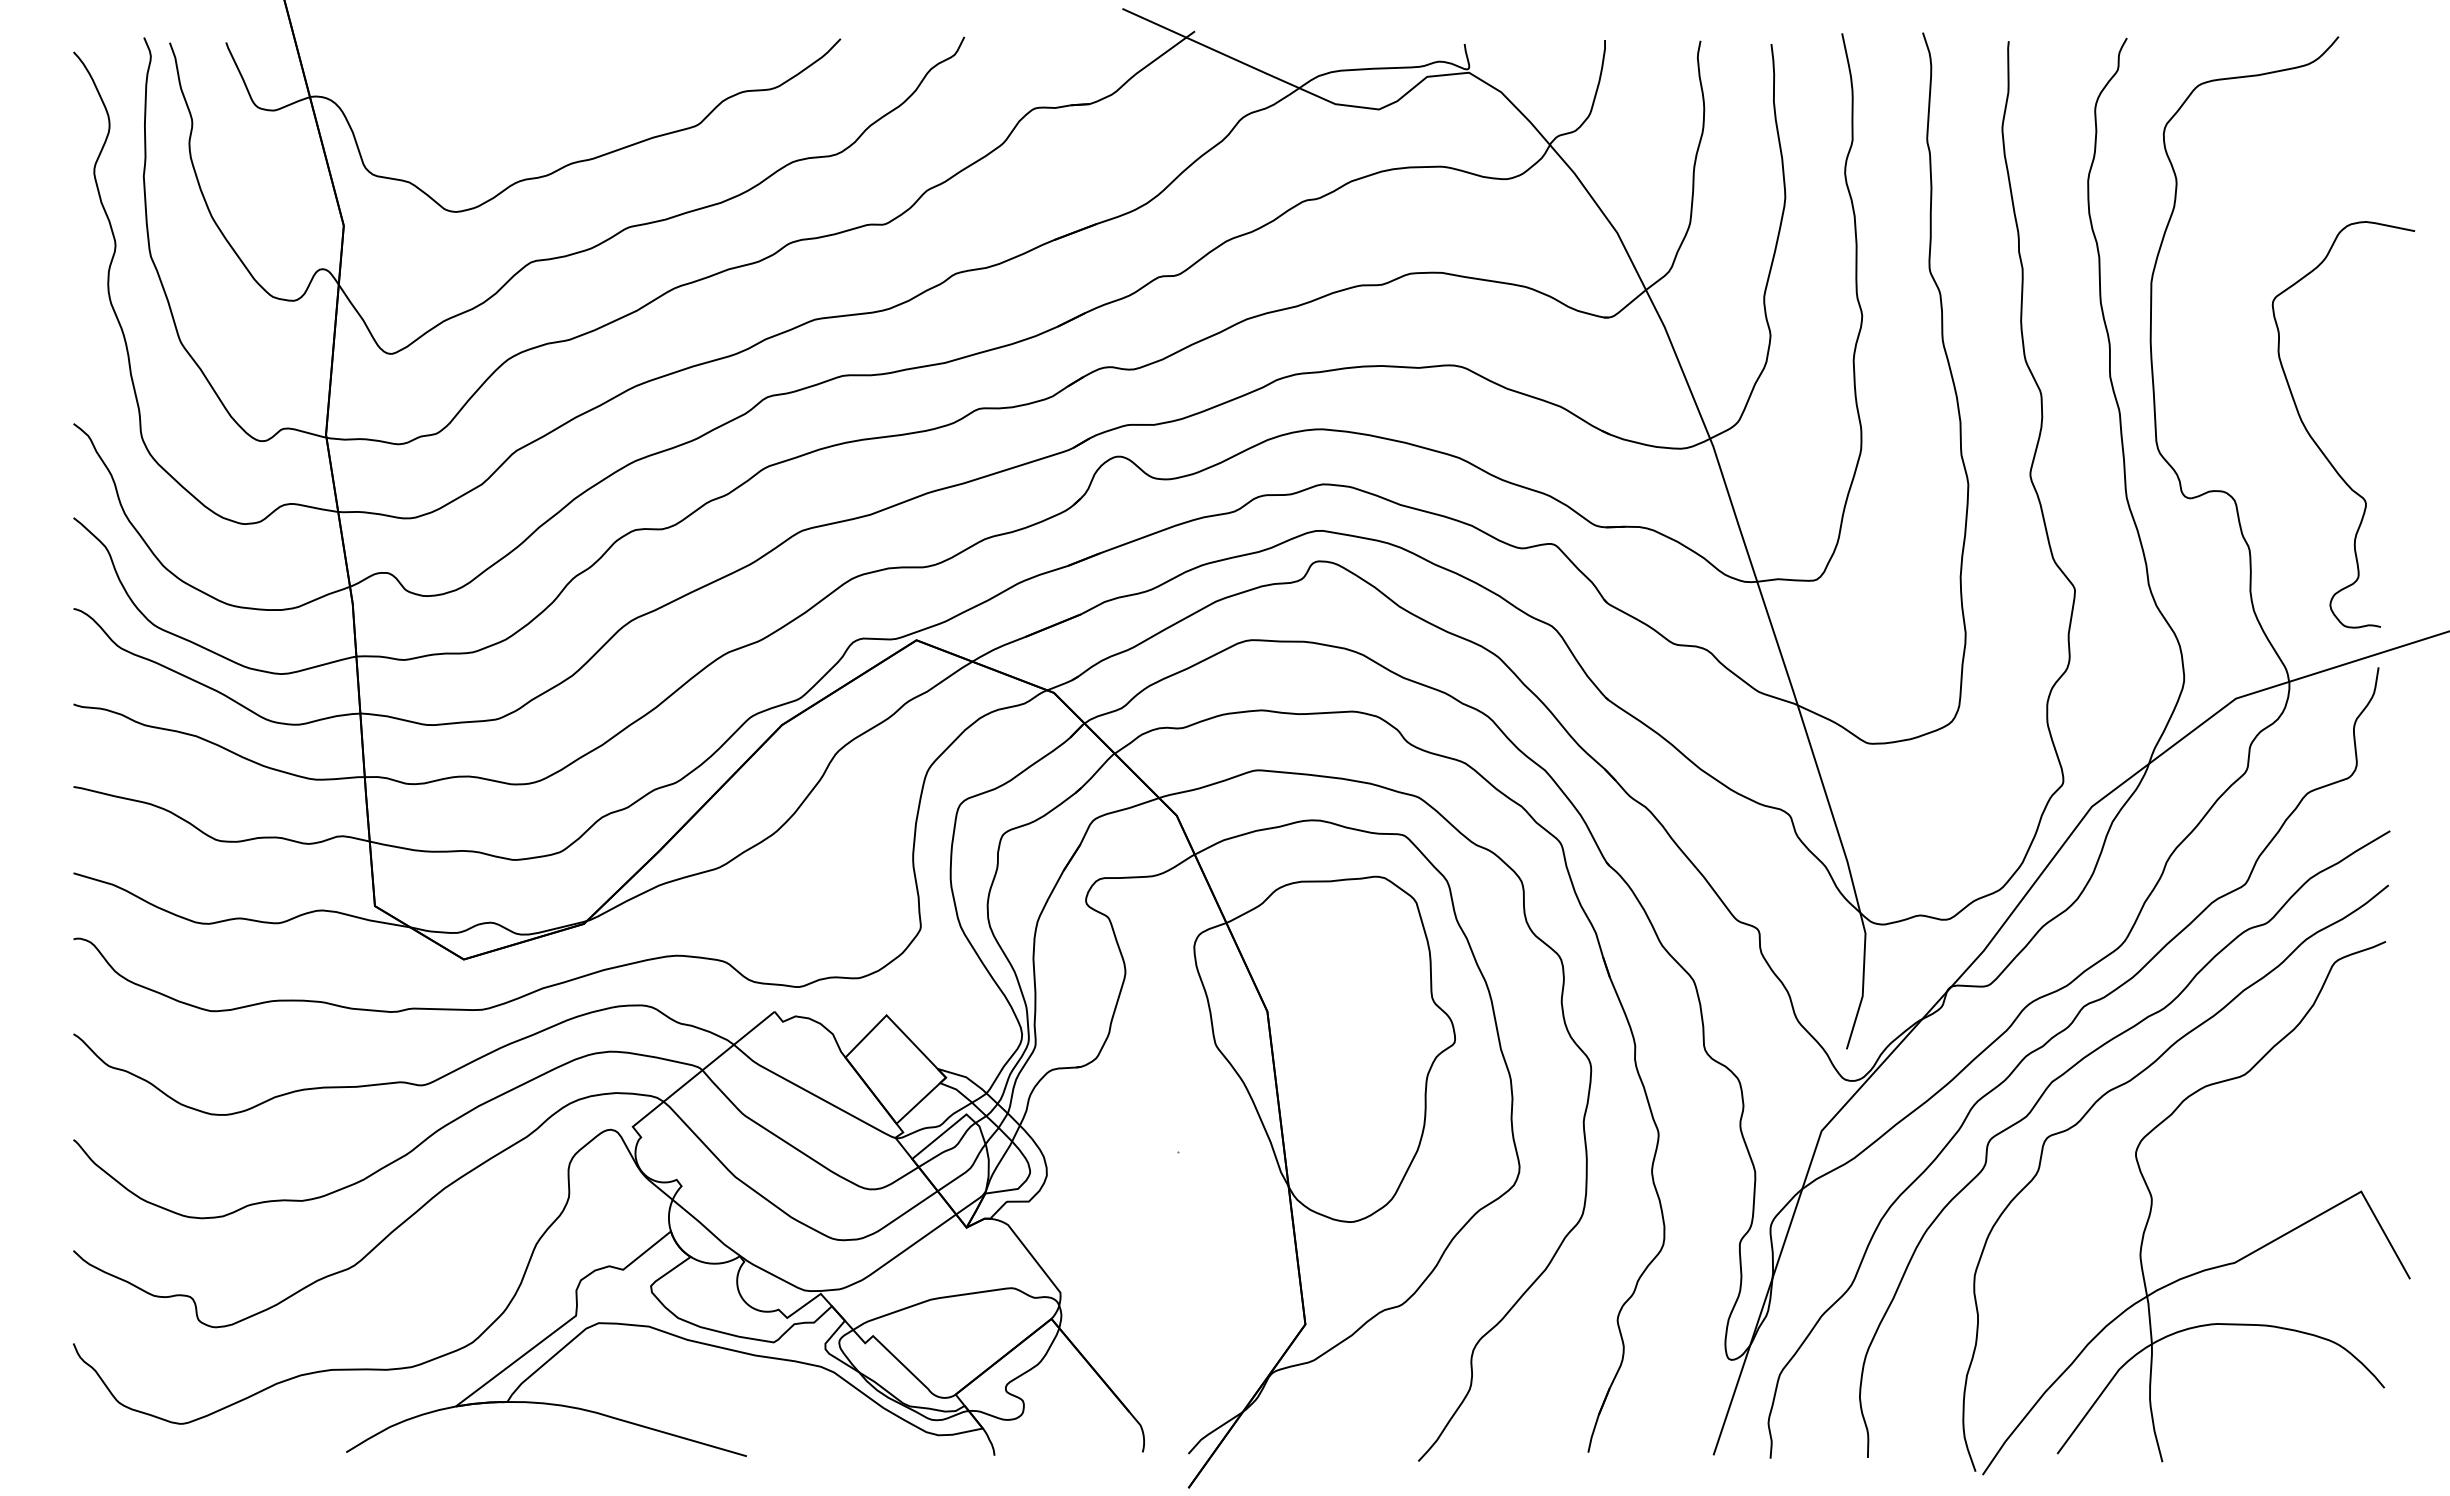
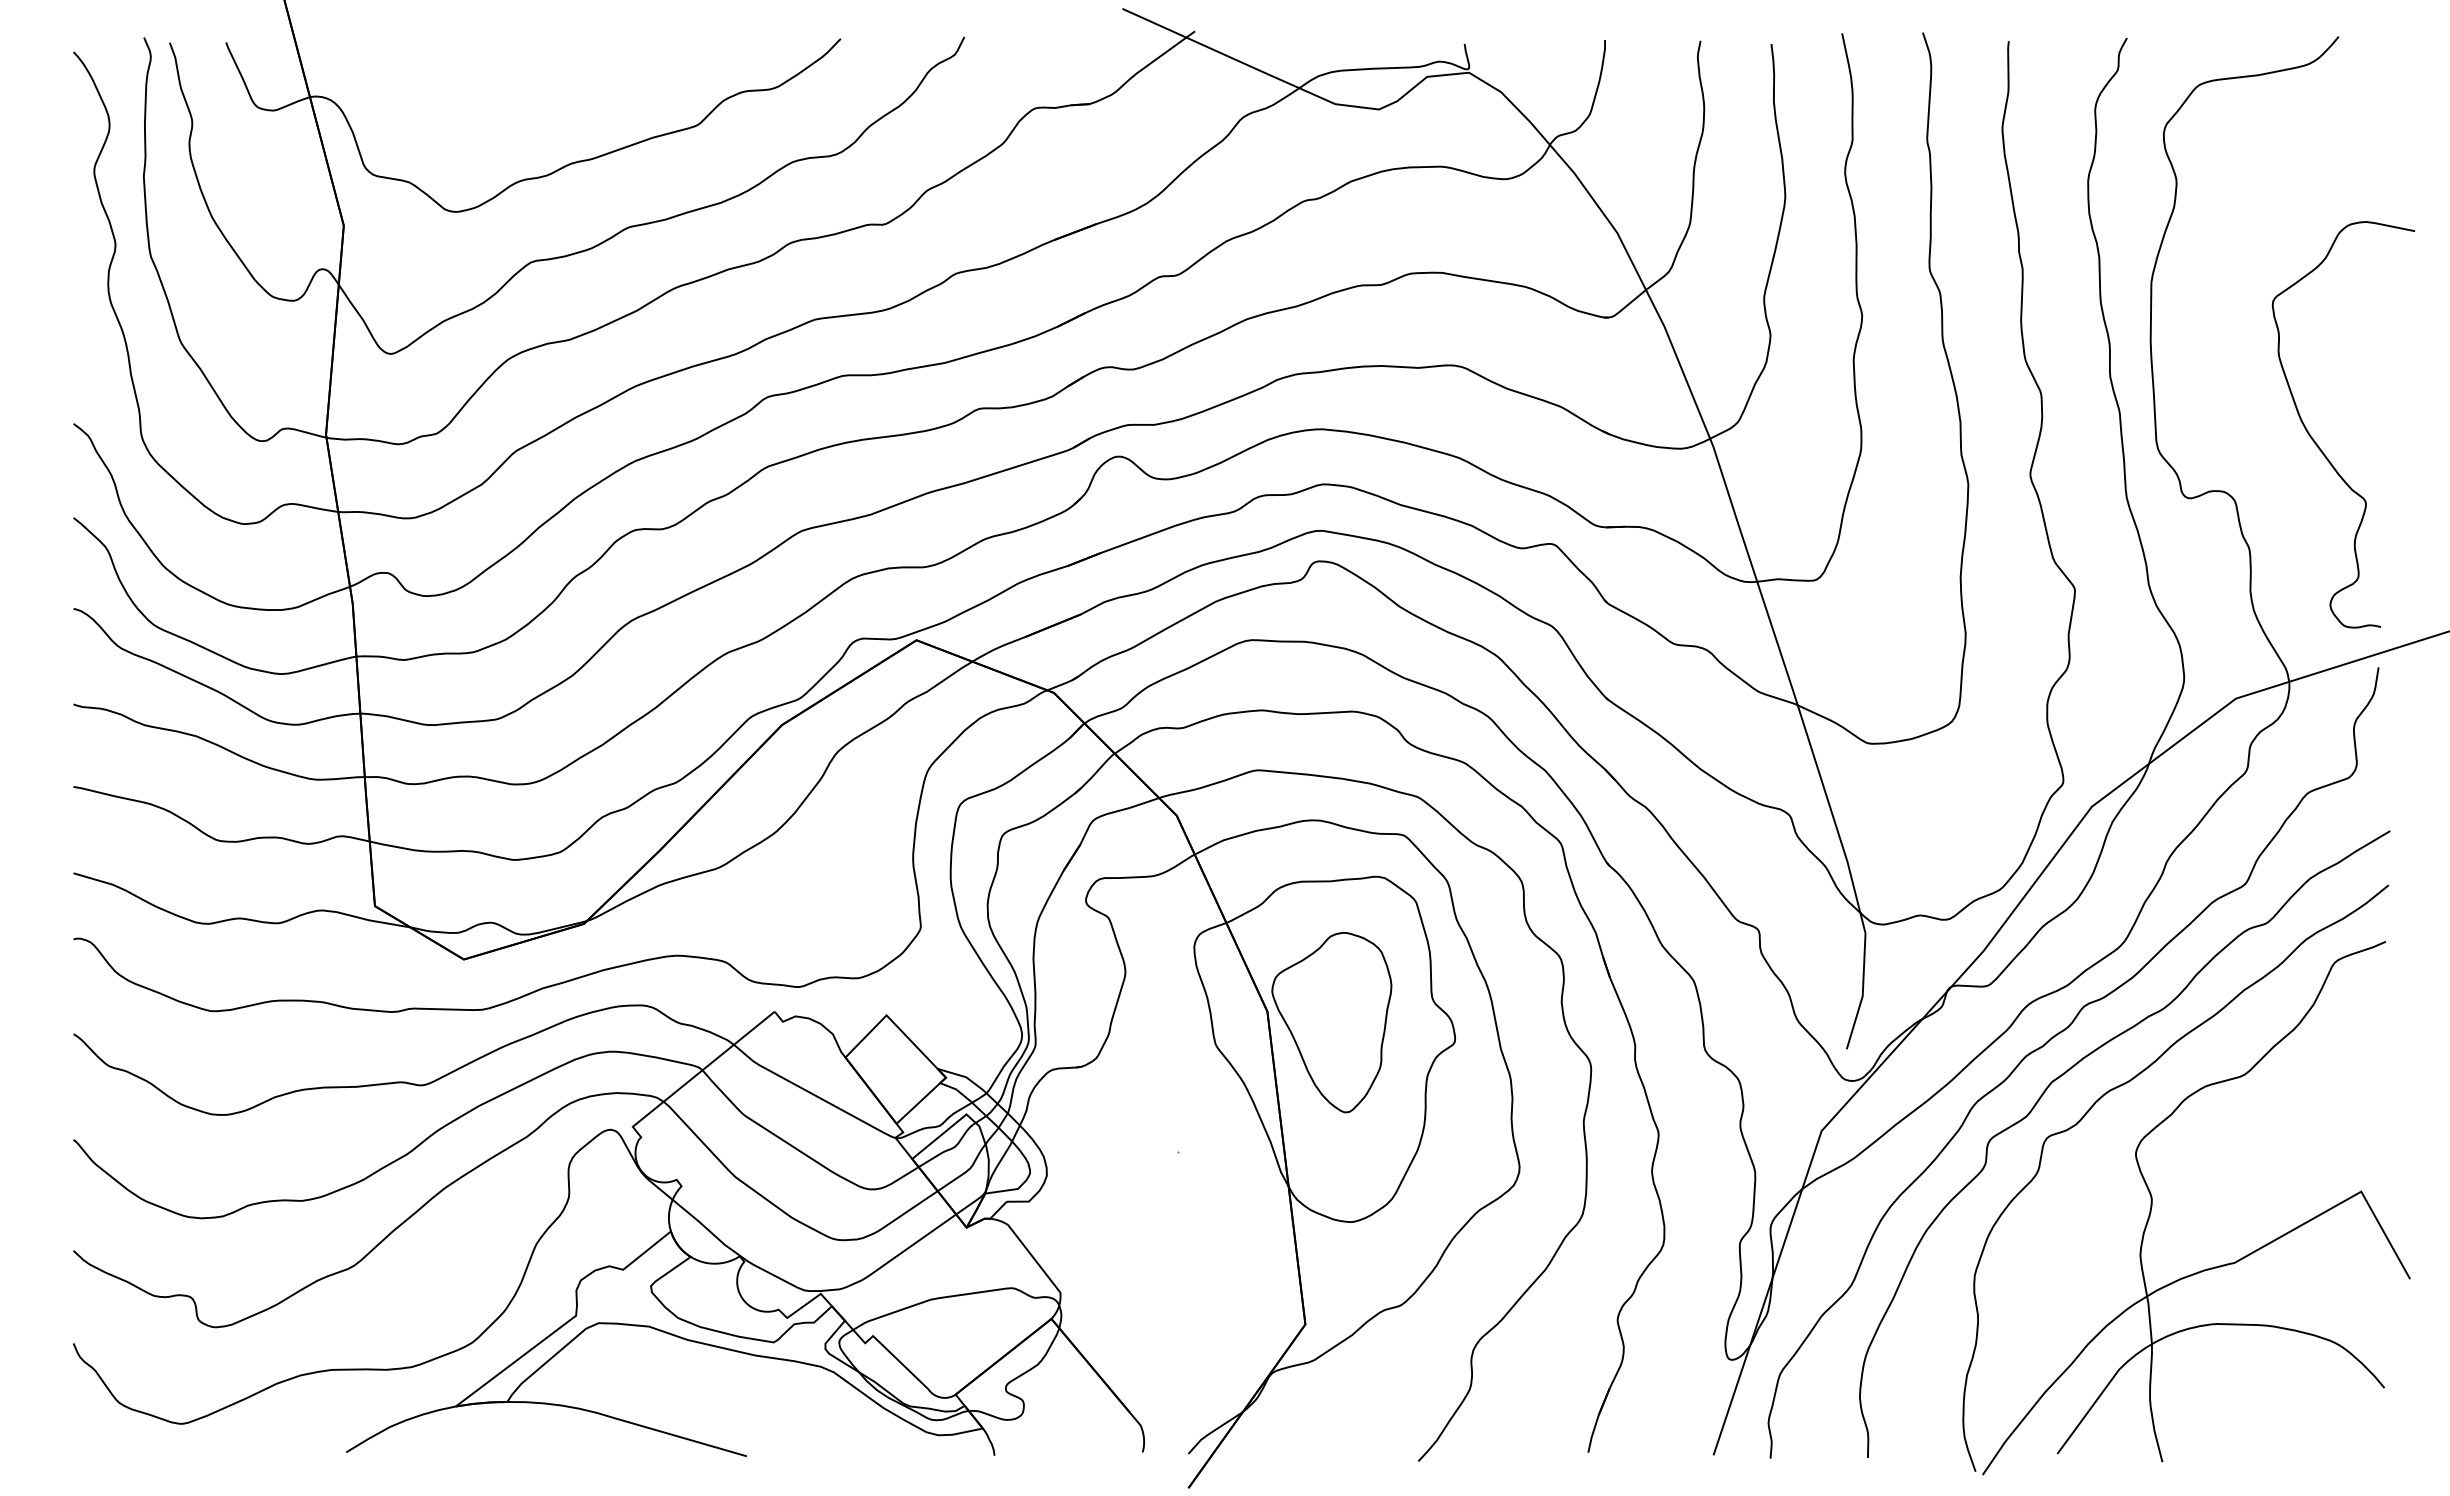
part: none -> present (1331, 1022)
